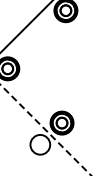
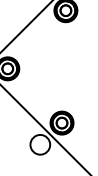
line: dashed -> solid (46, 130)
